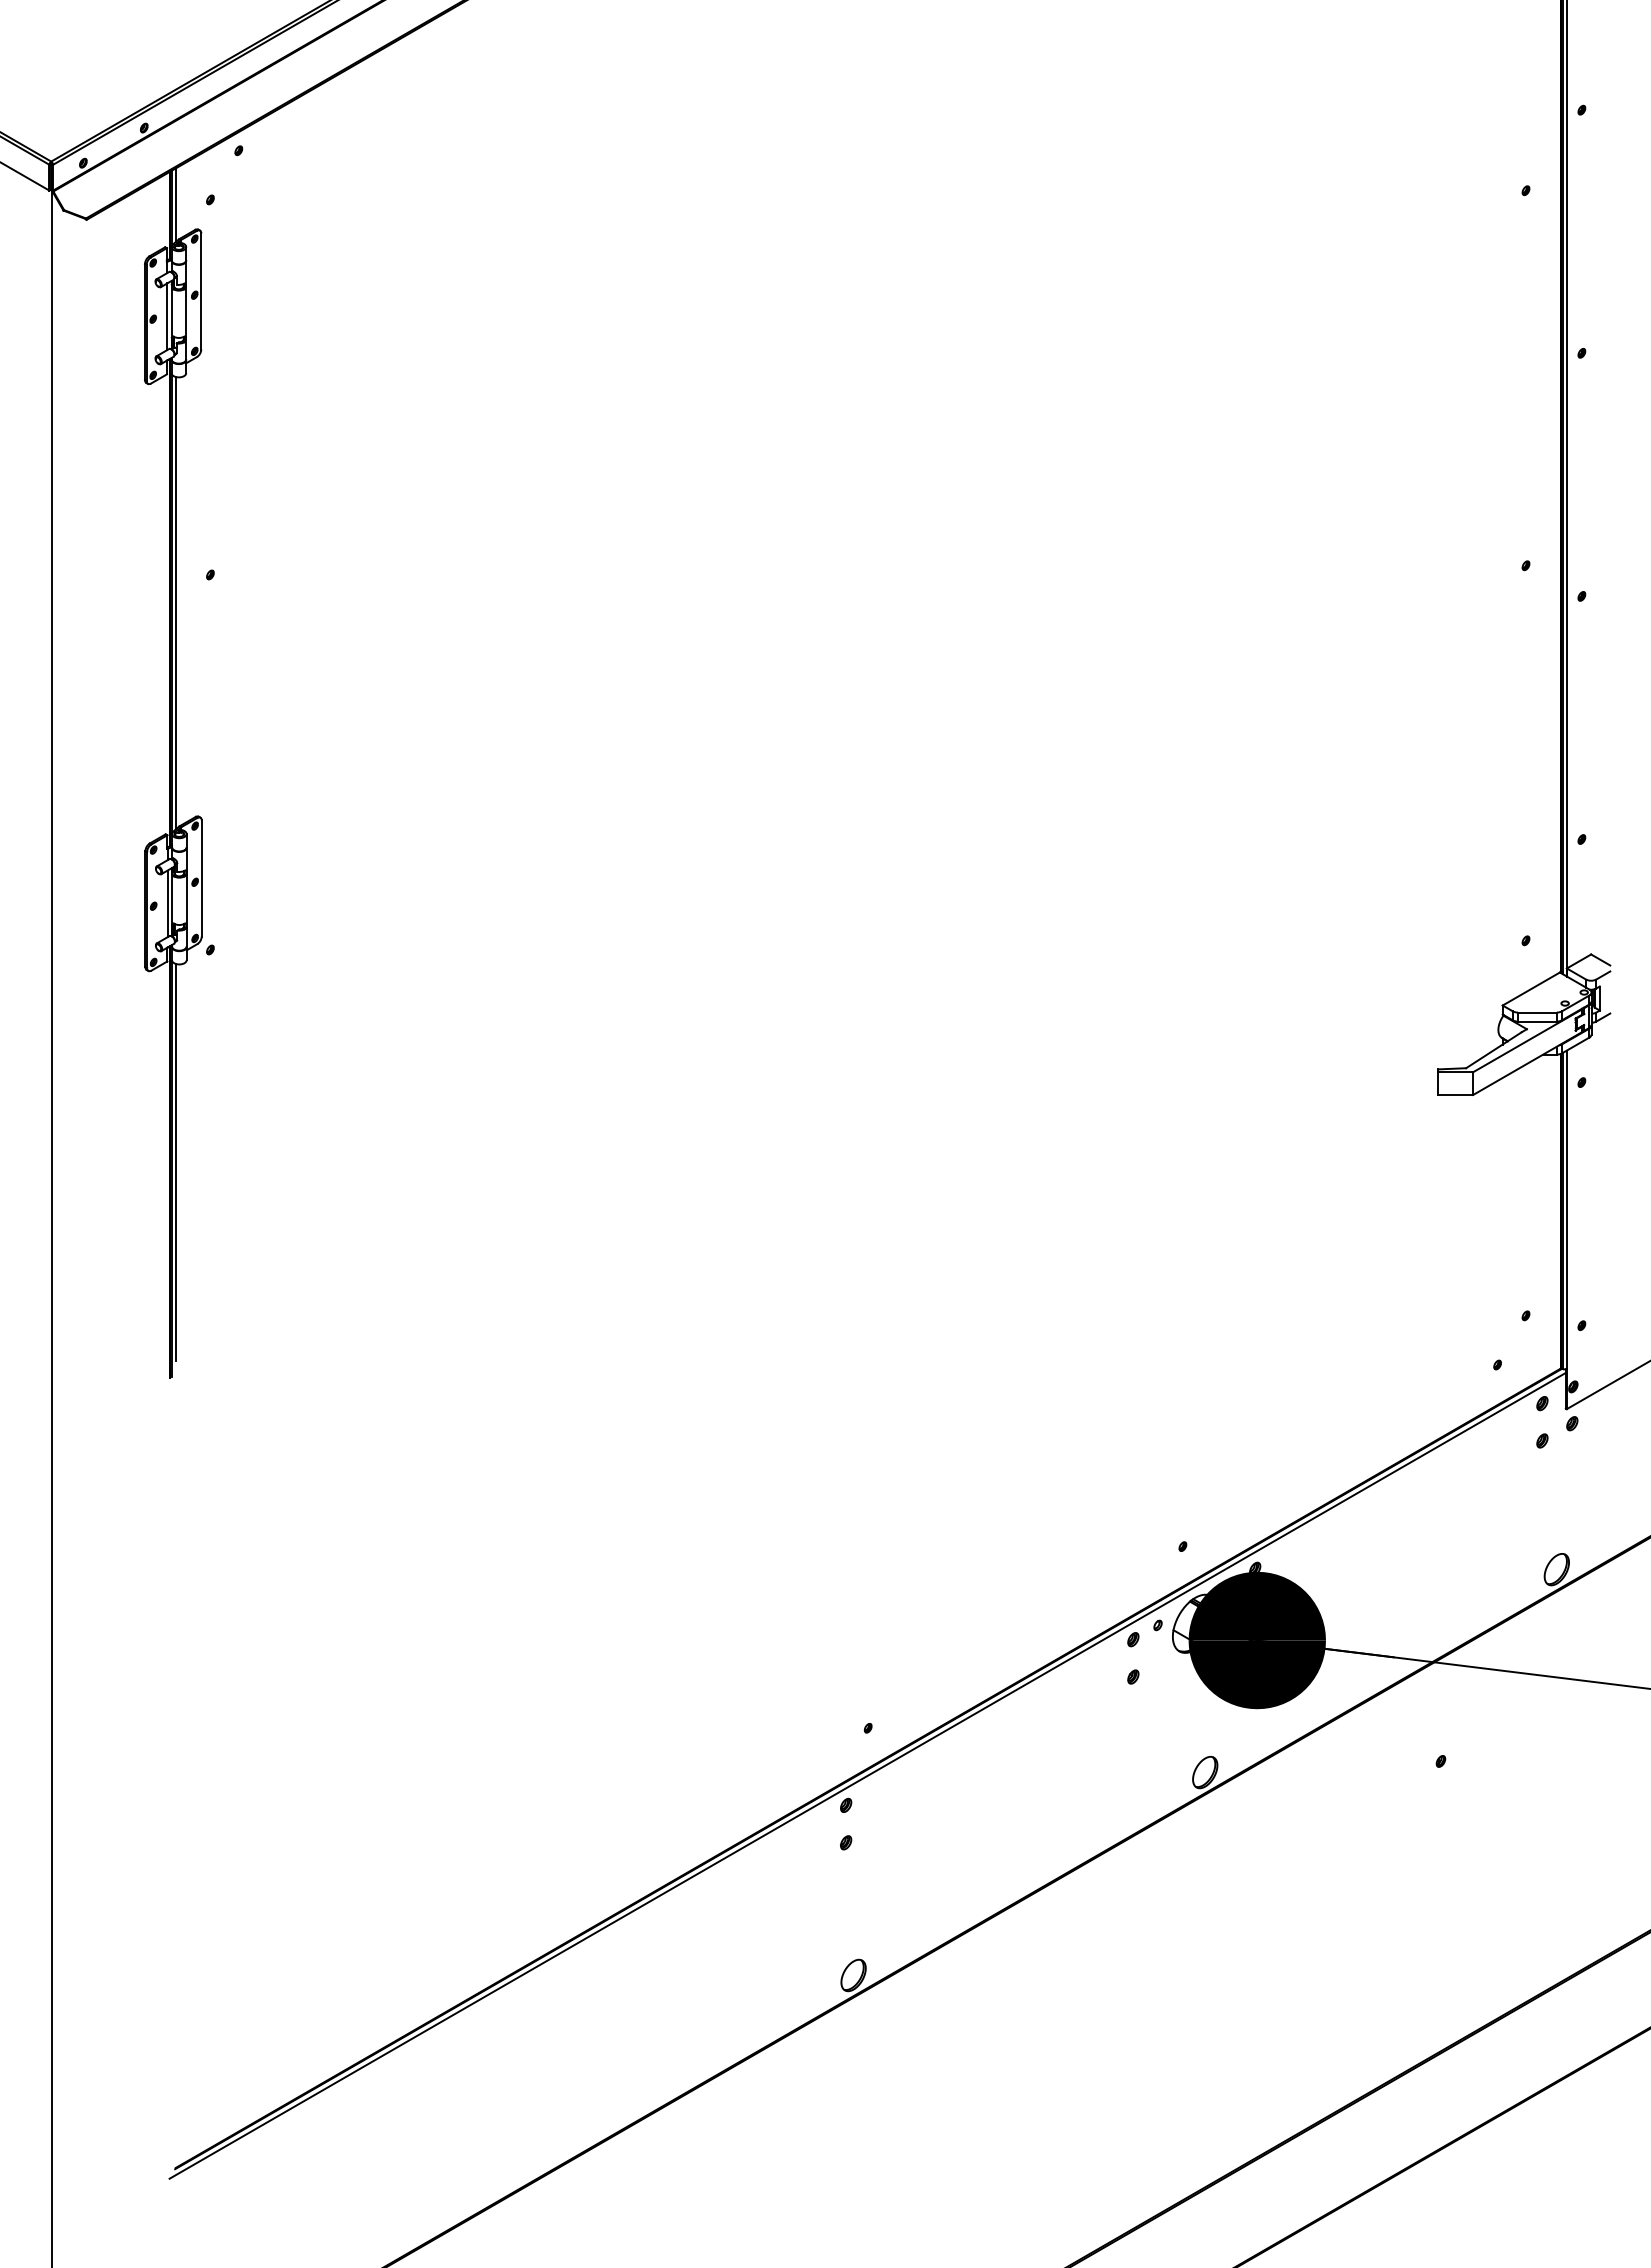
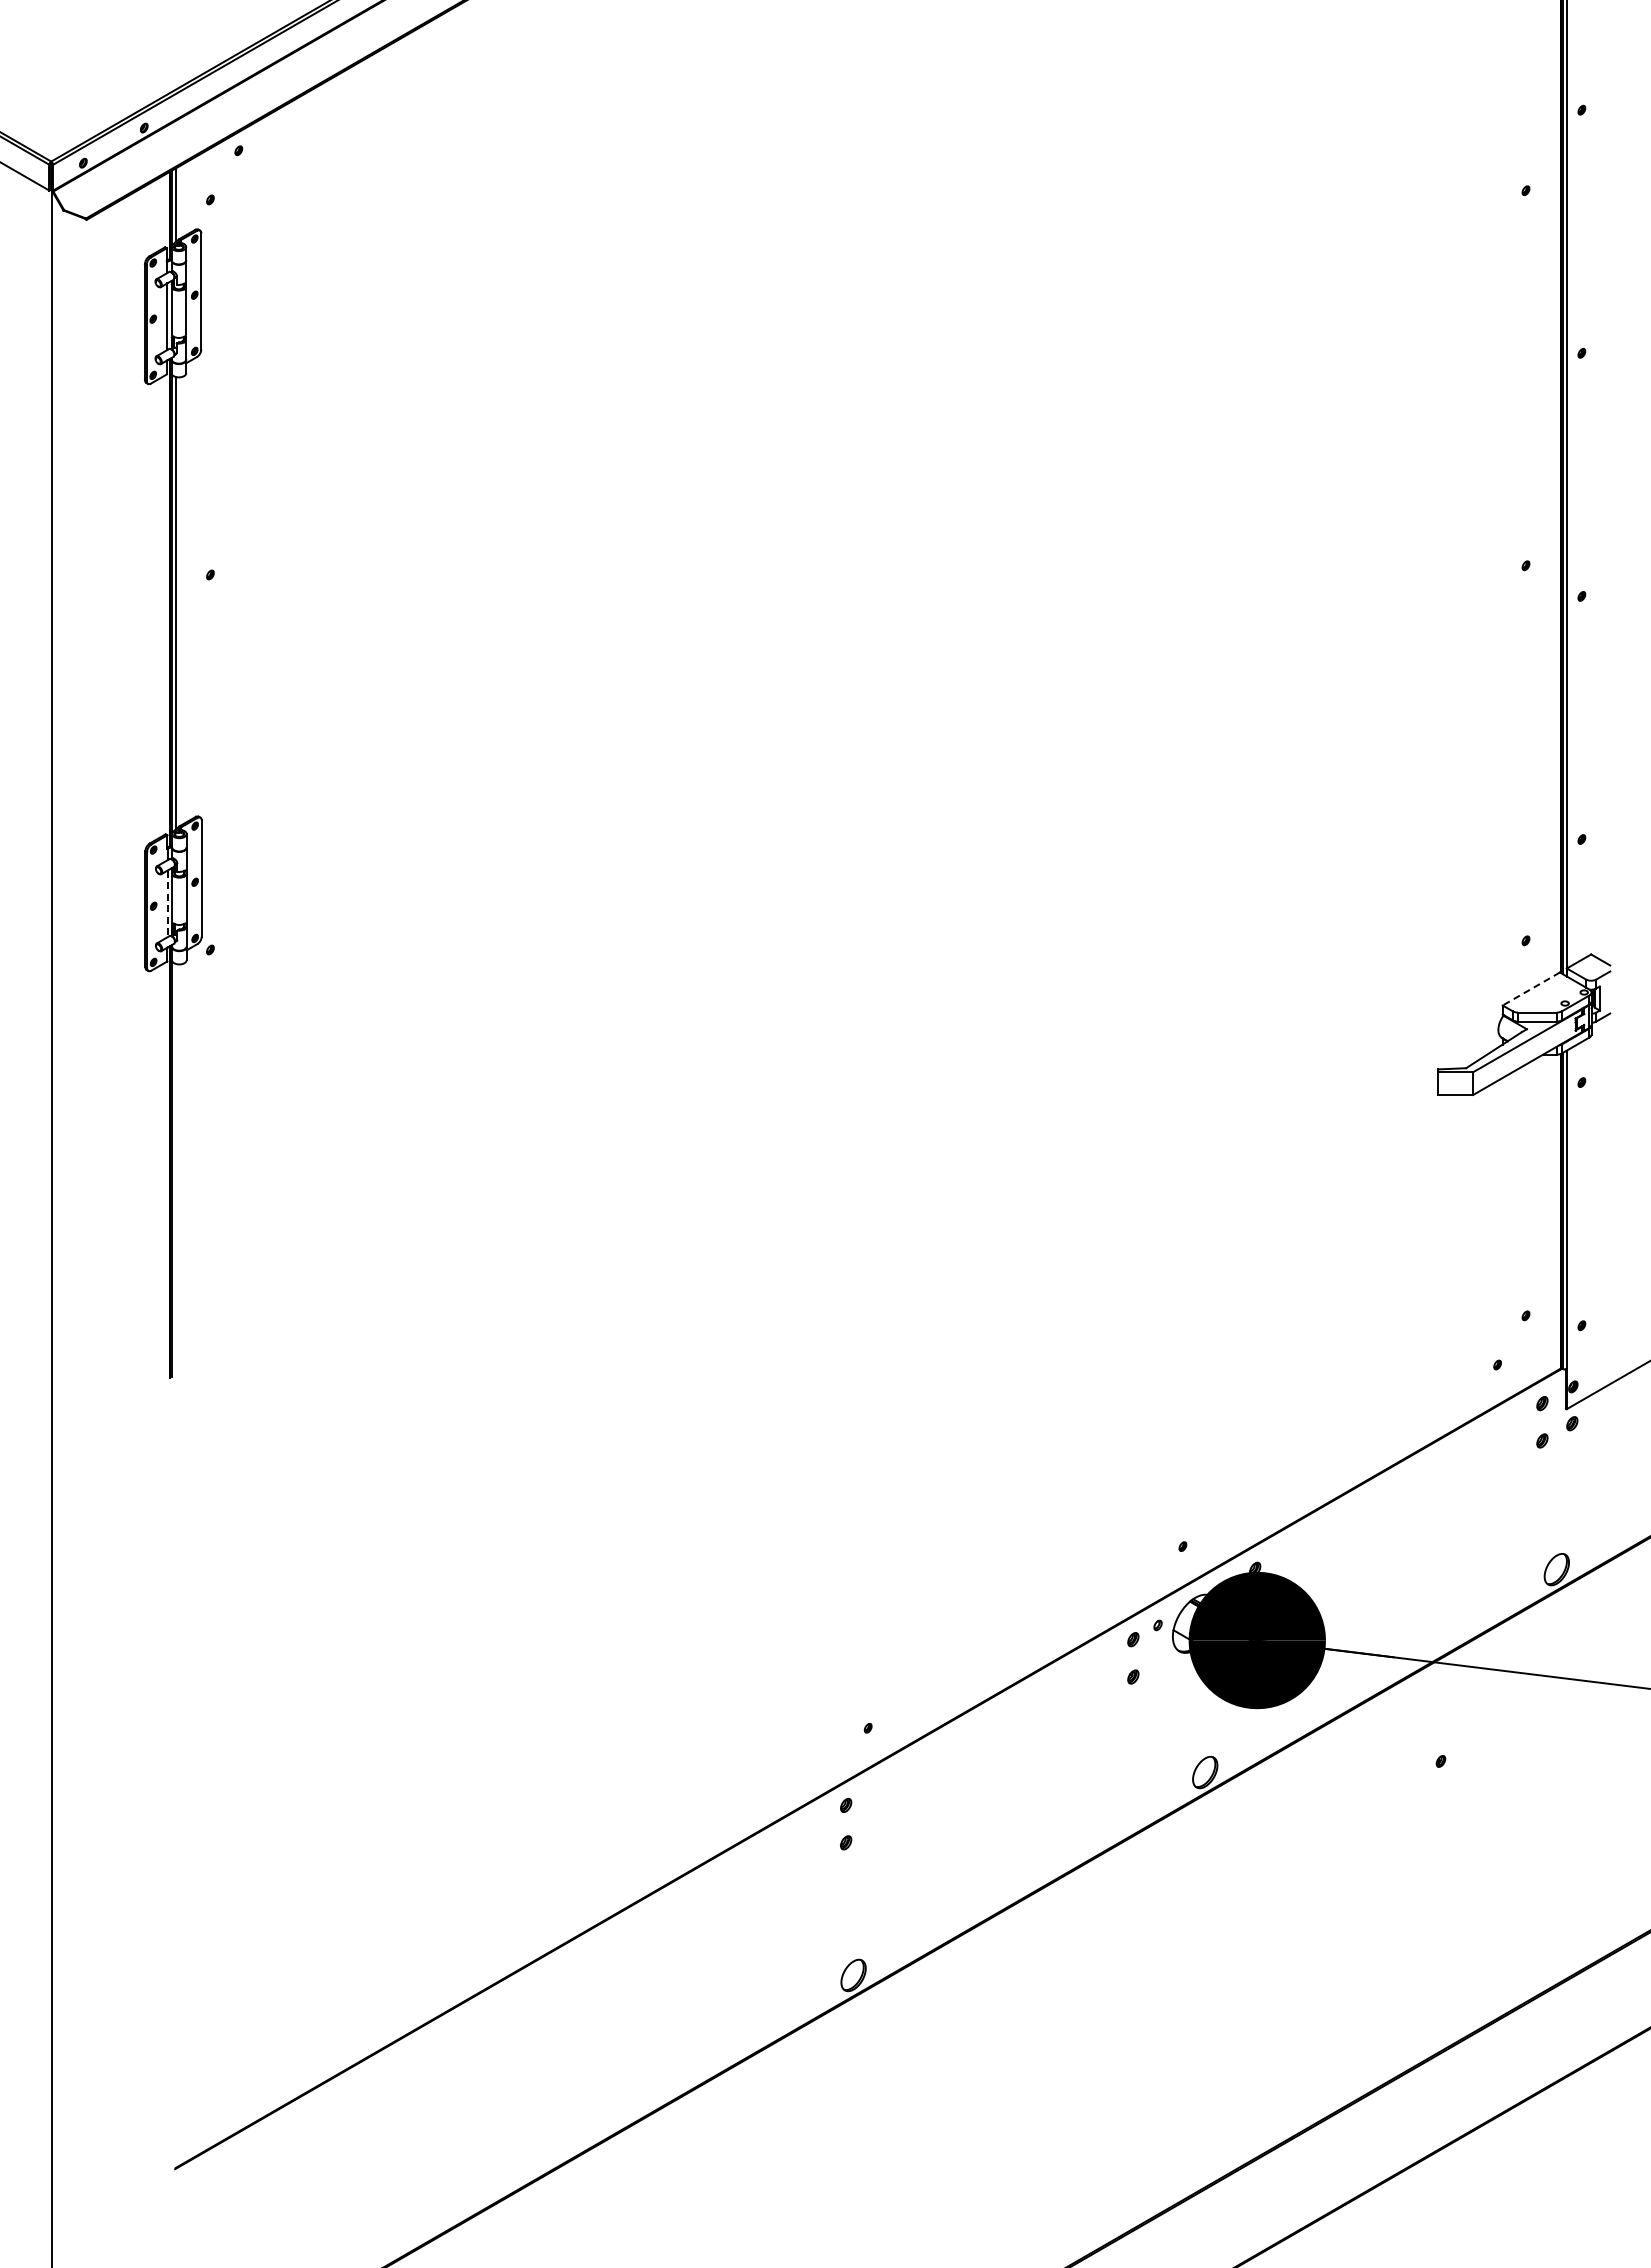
line: solid -> dashed (167, 904)
line: solid -> dashed (1530, 989)
line: present -> none (175, 1162)
line: present -> none (867, 1775)
